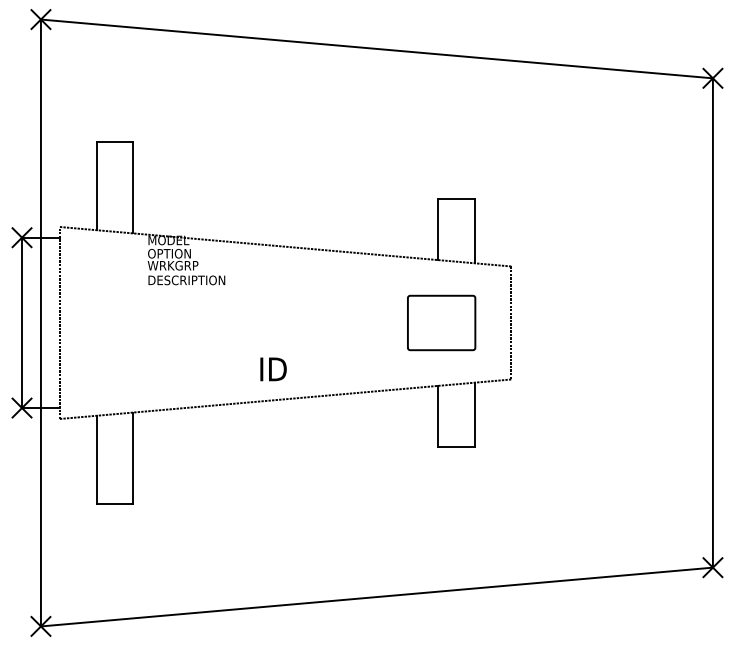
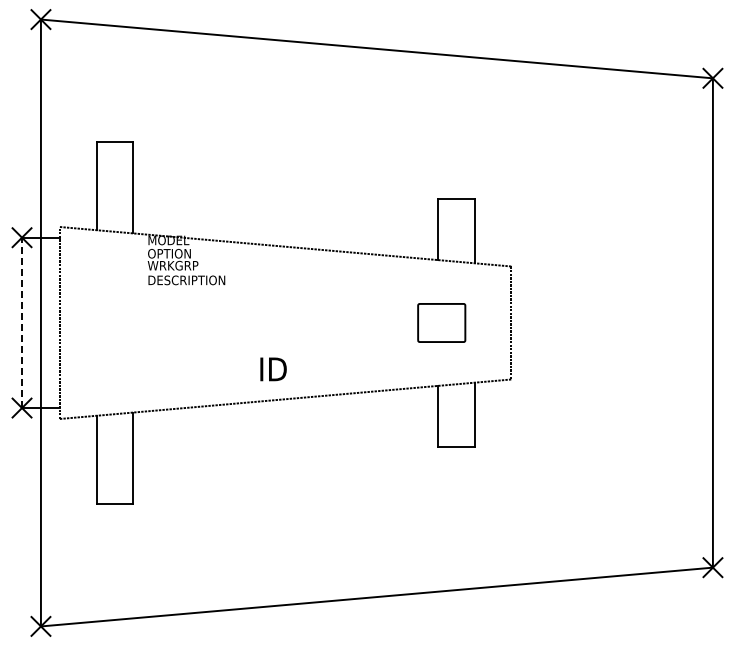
line: solid -> dashed (22, 322)
part size: 70x58 px -> 50x40 px (441, 322)
